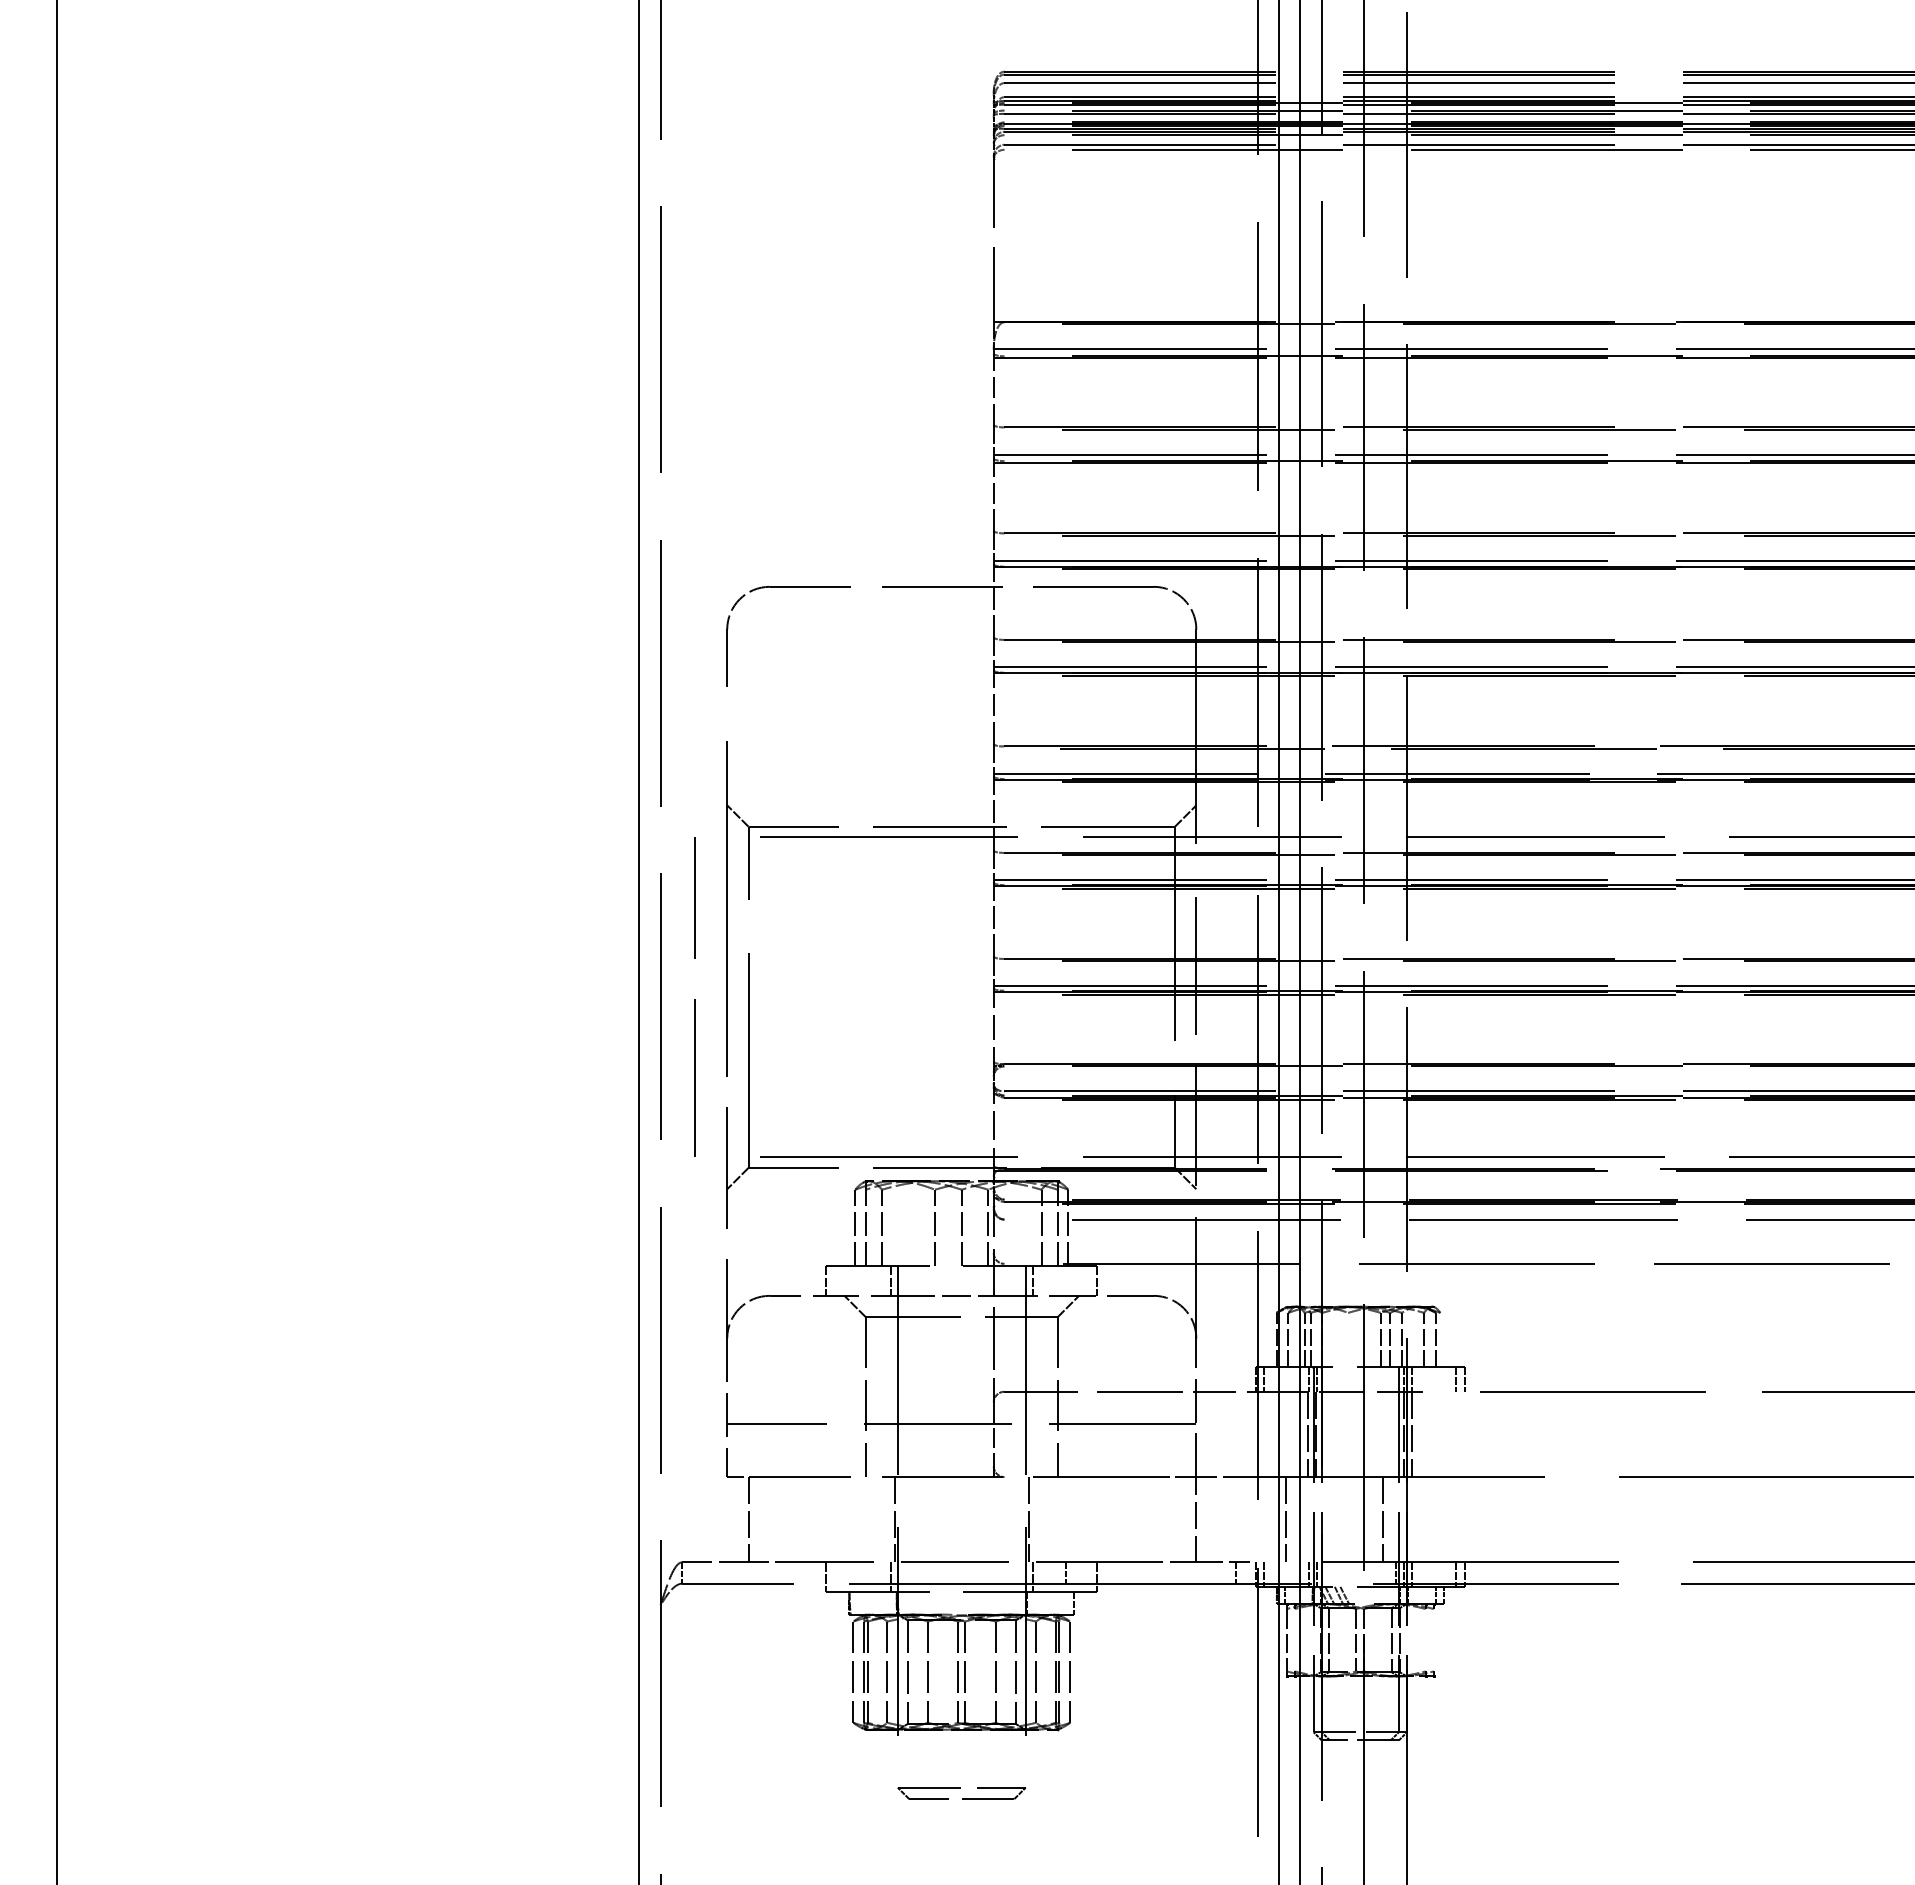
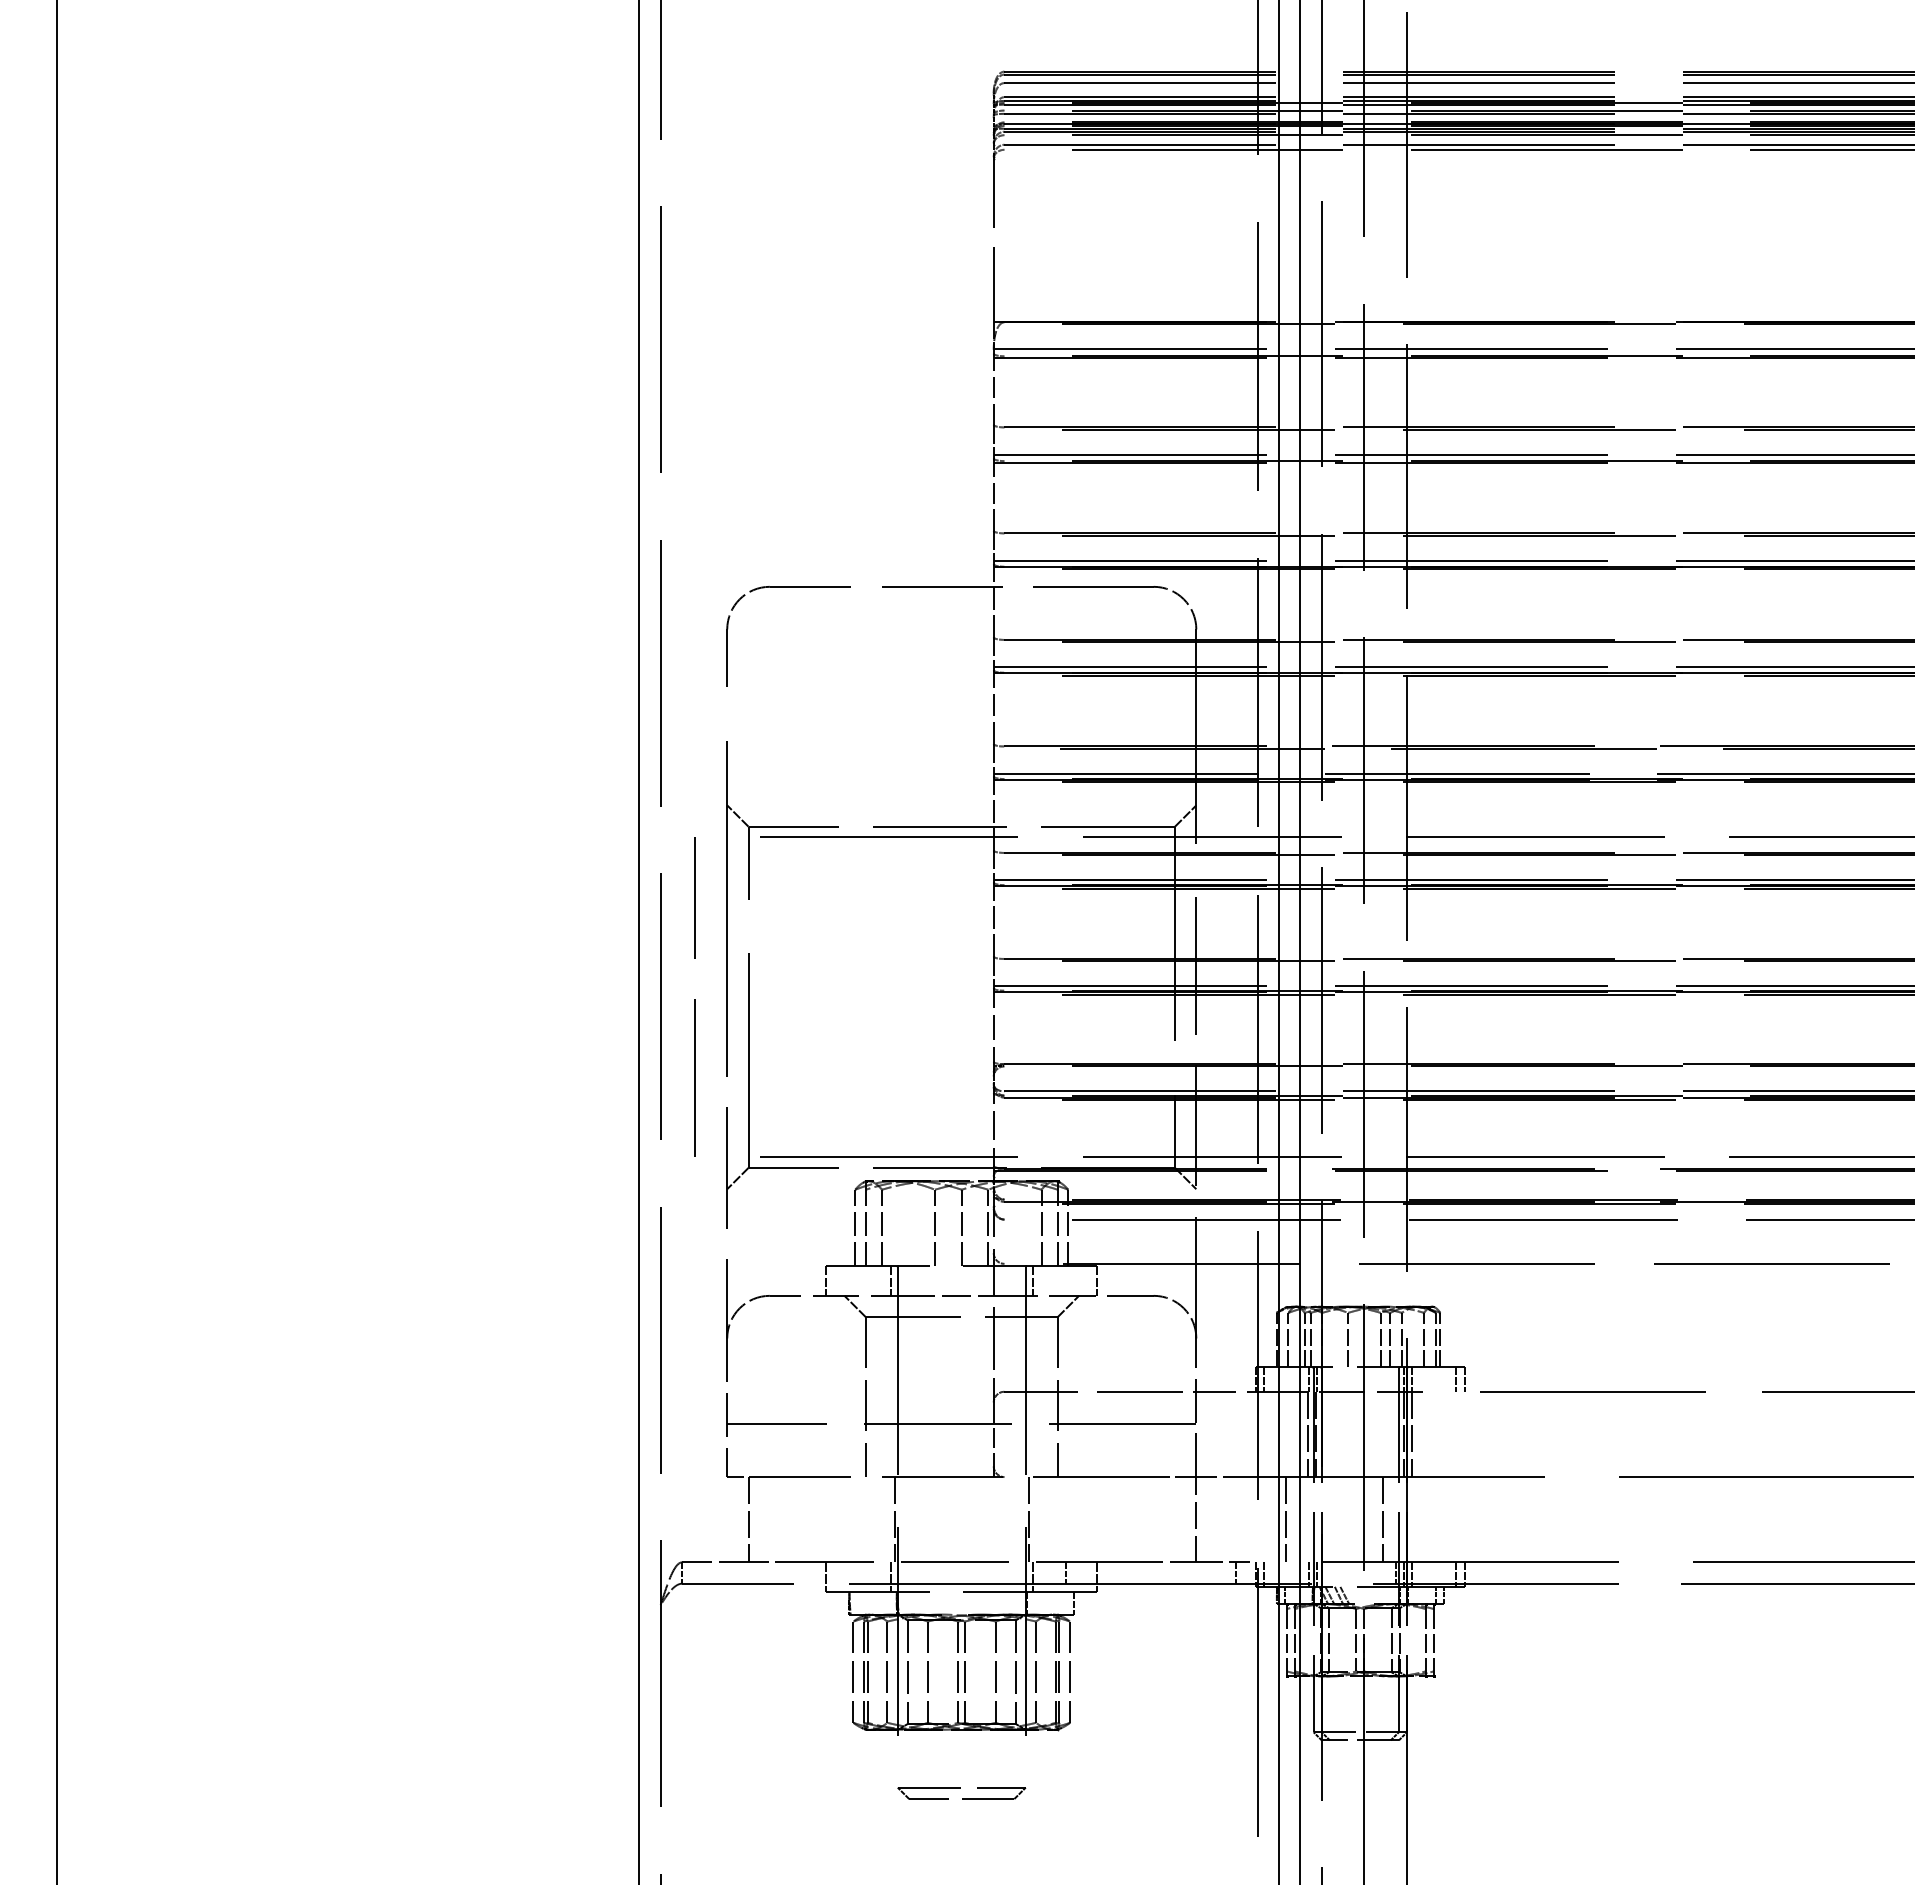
line: none -> present (1348, 1339)
line: none -> present (1440, 1339)
line: none -> present (1295, 1639)
line: none -> present (1425, 1639)
line: none -> present (1433, 1639)
